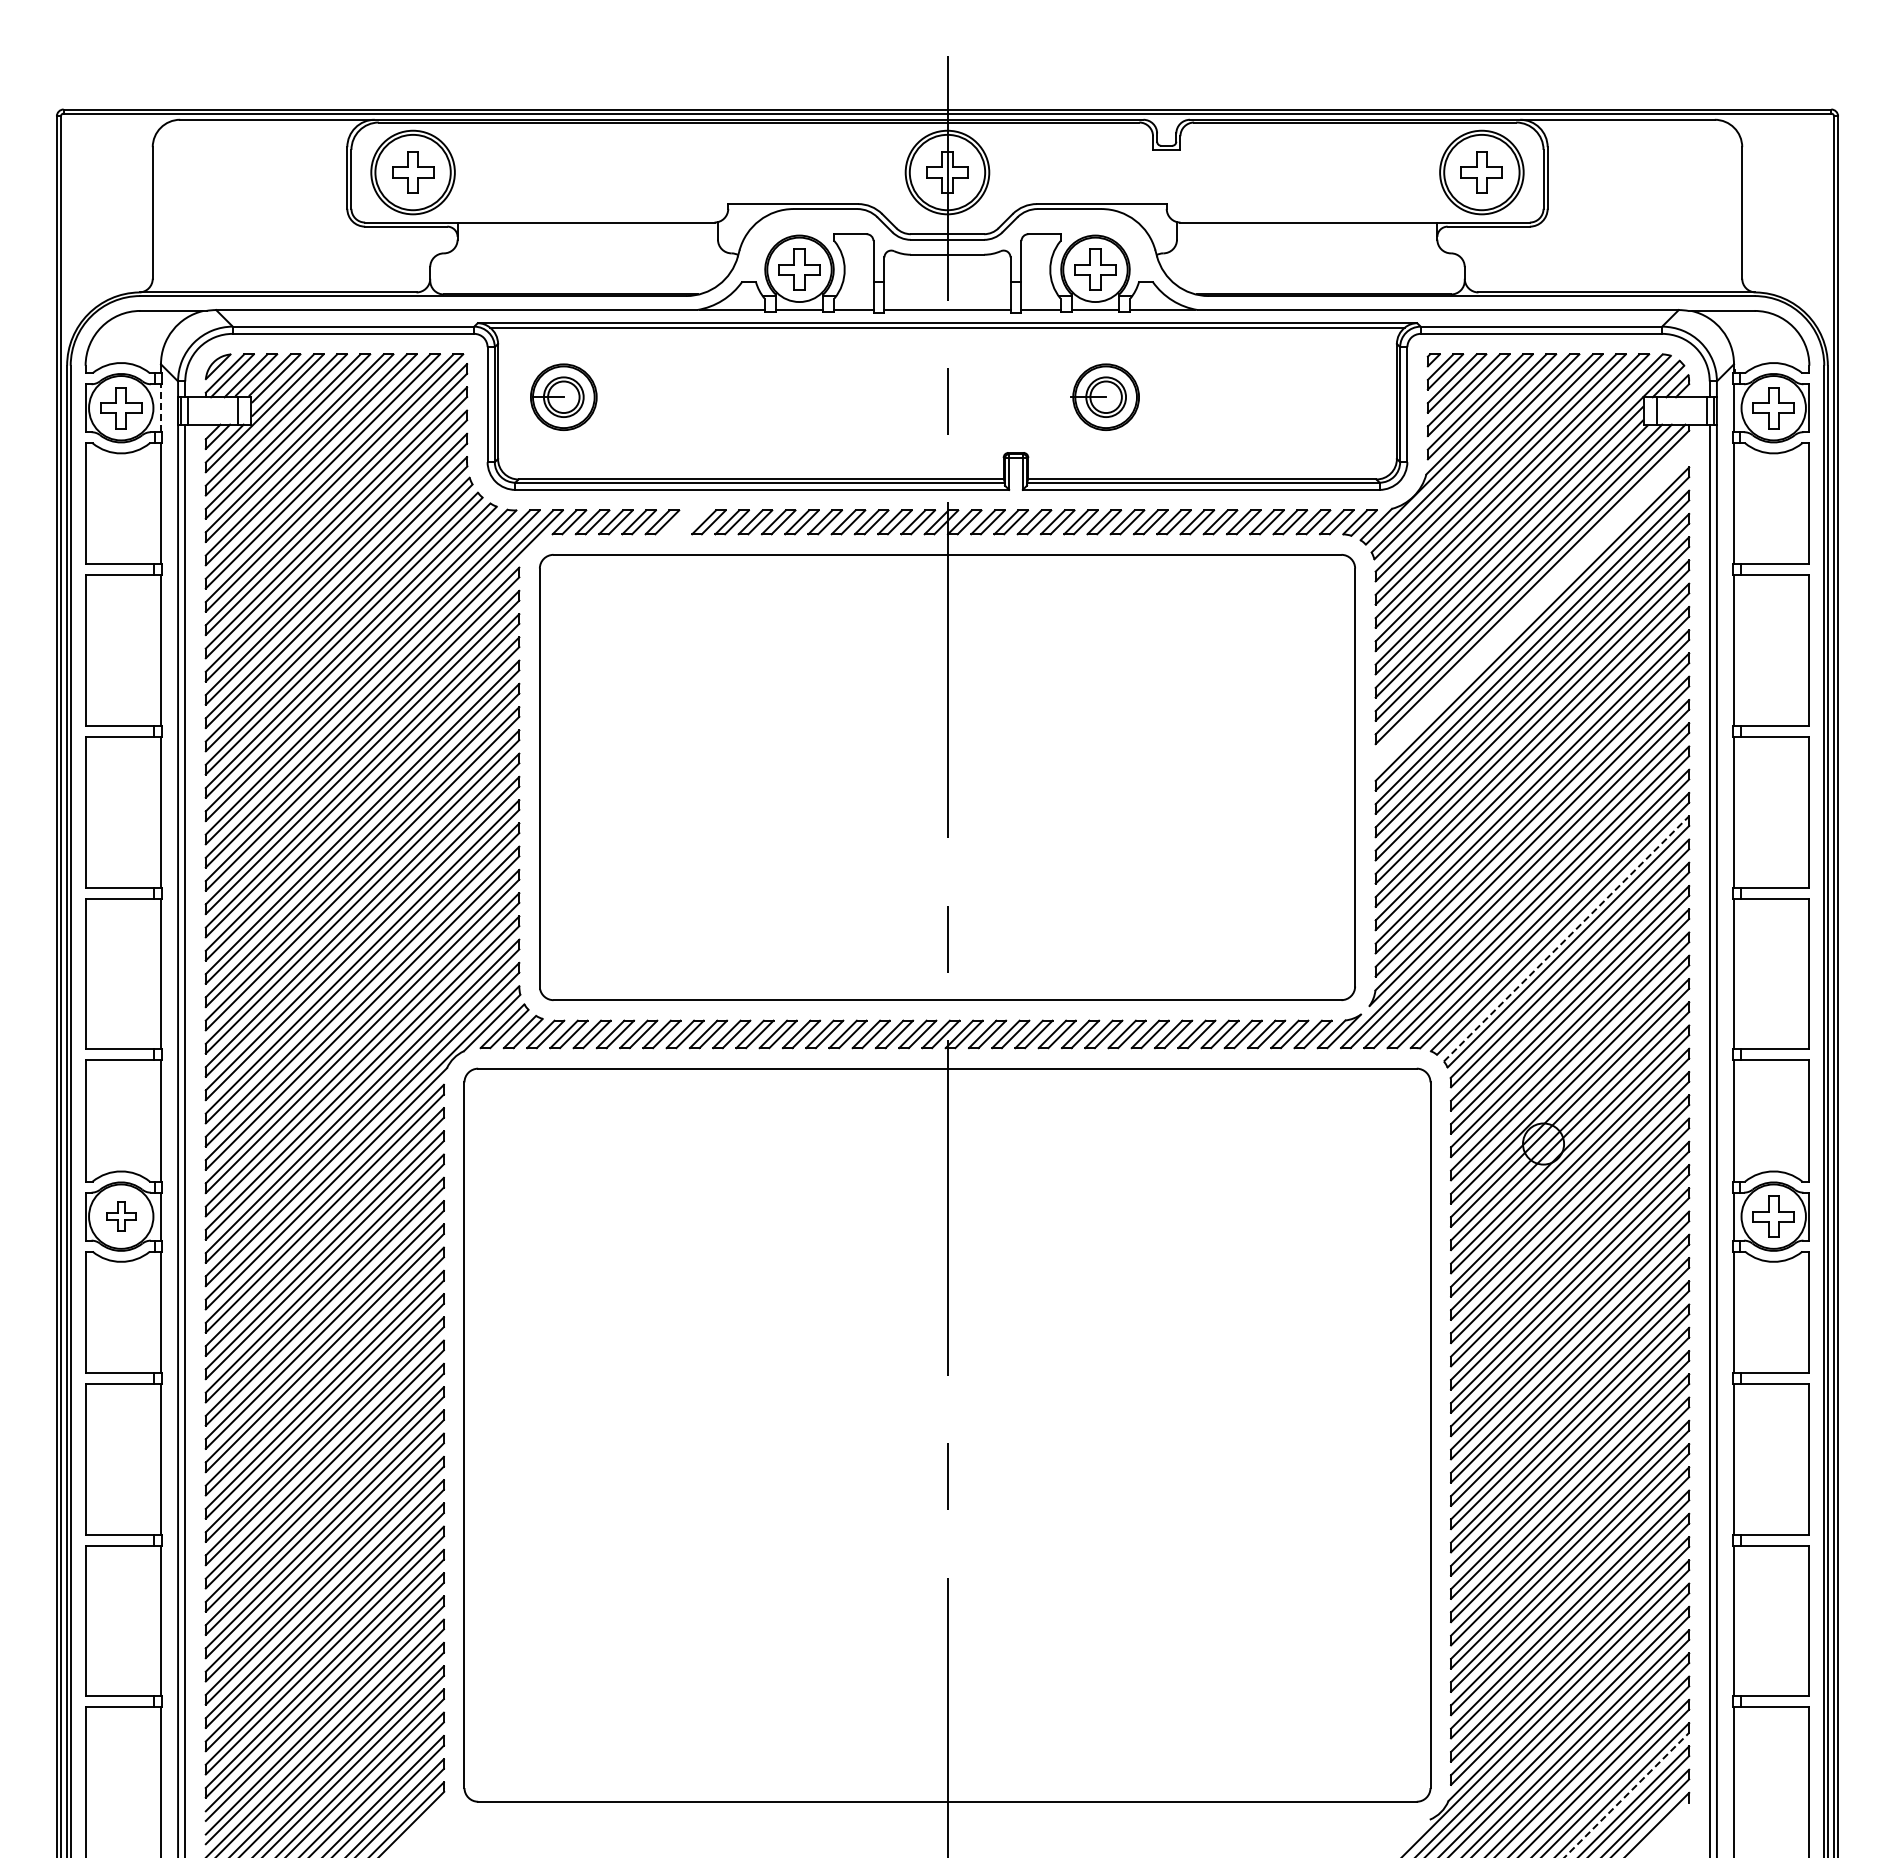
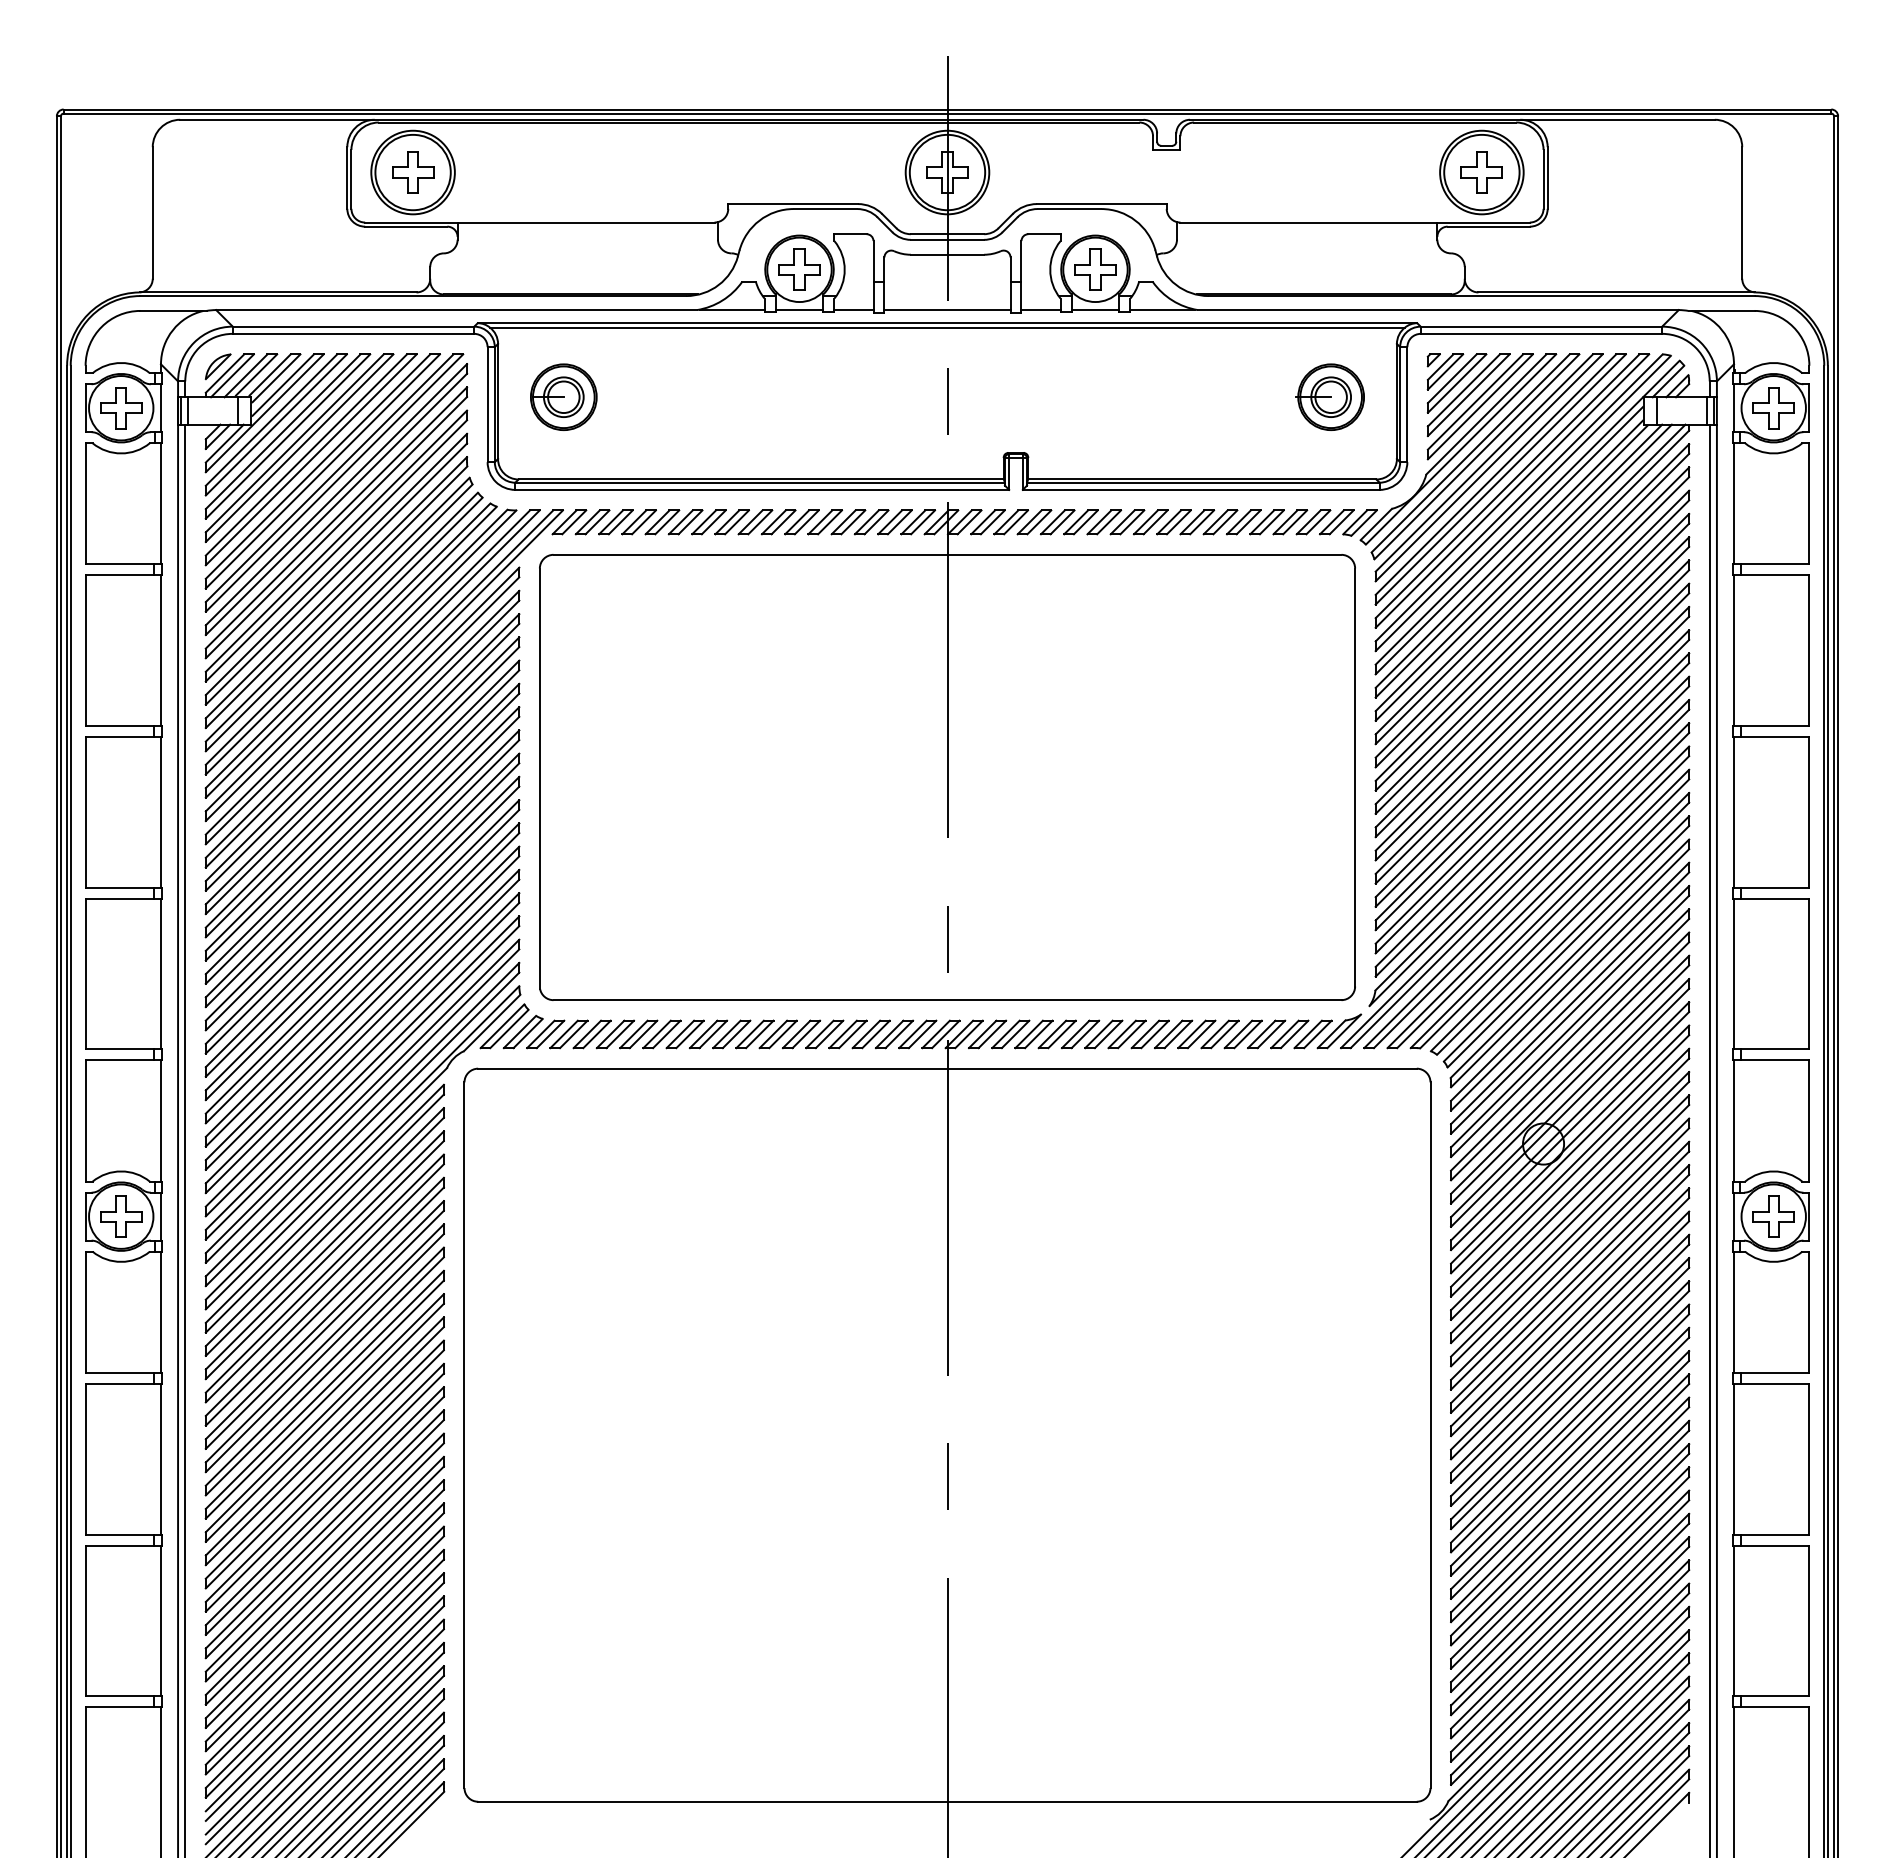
part position: (1104, 396) -> (1329, 396) (1329, 396)
line: dashed -> solid (160, 408)
part: none -> present (685, 522)
part: none -> present (1532, 605)
line: dashed -> solid (1566, 938)
part size: 31x31 px -> 43x43 px (121, 1216)
line: dashed -> solid (1627, 1794)
